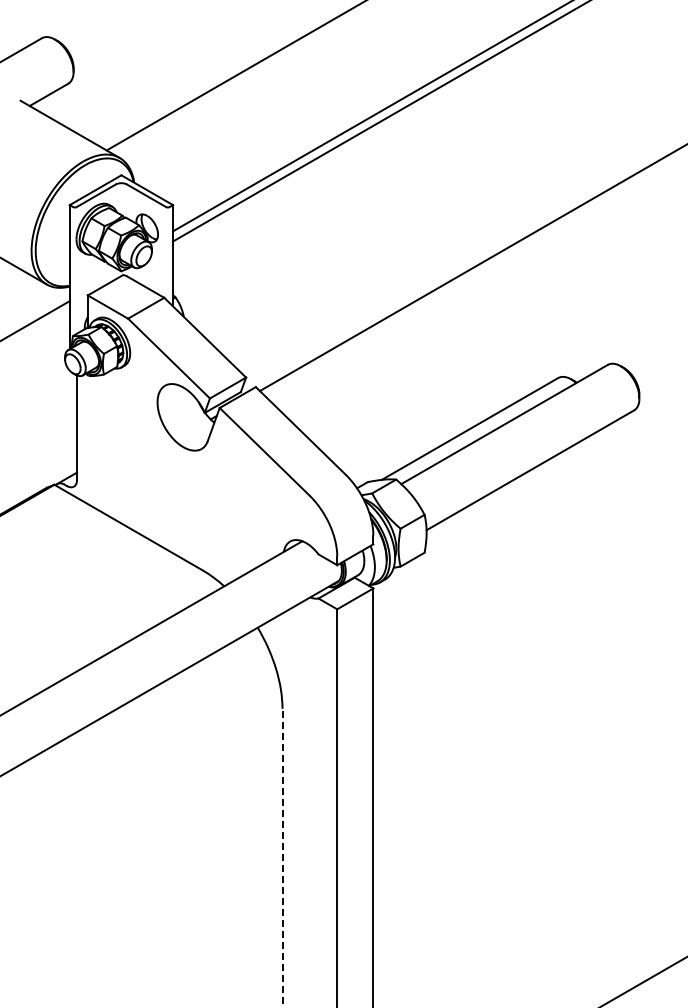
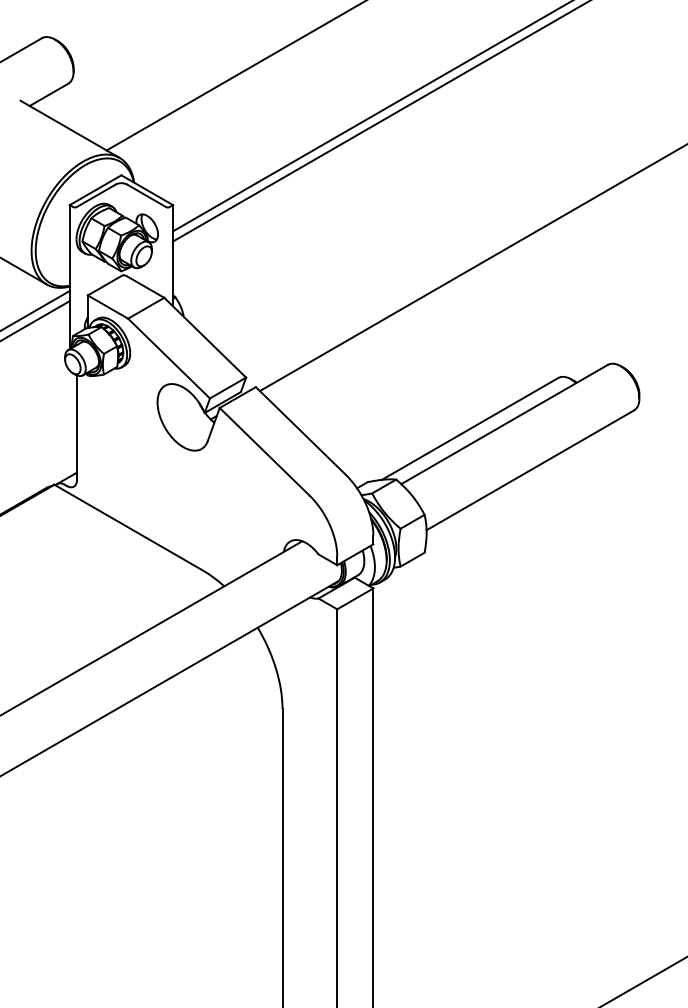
line: none -> present (35, 309)
line: dashed -> solid (282, 857)
